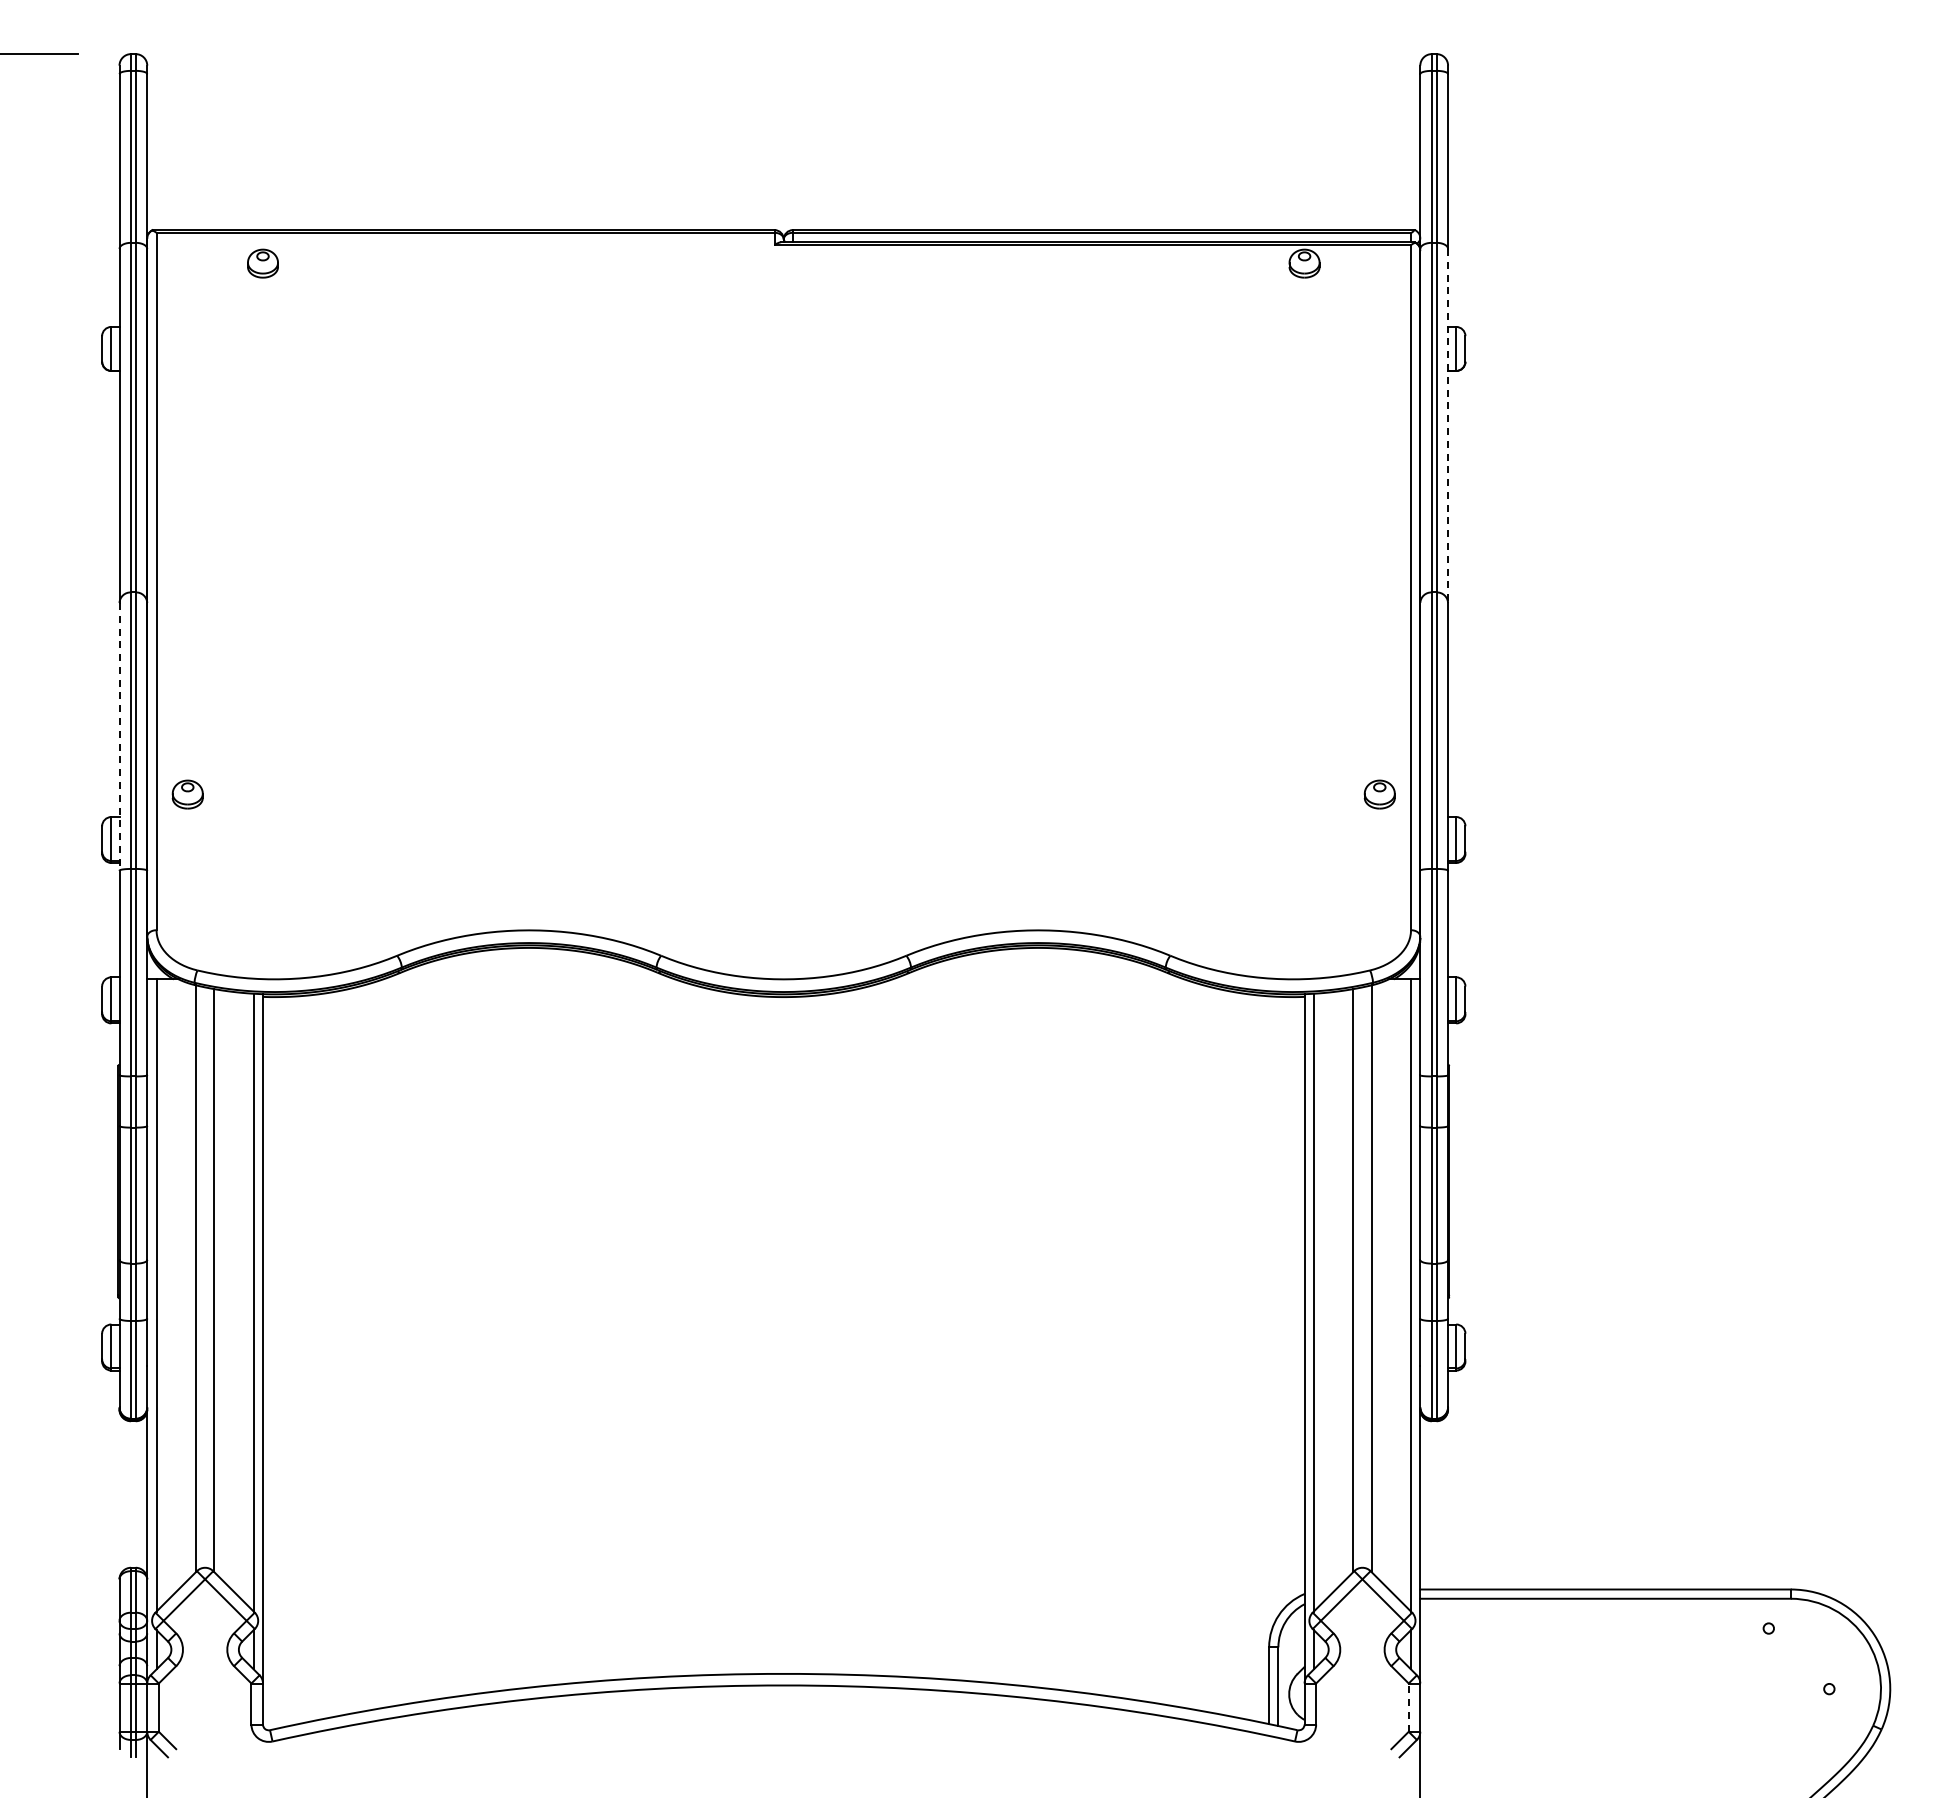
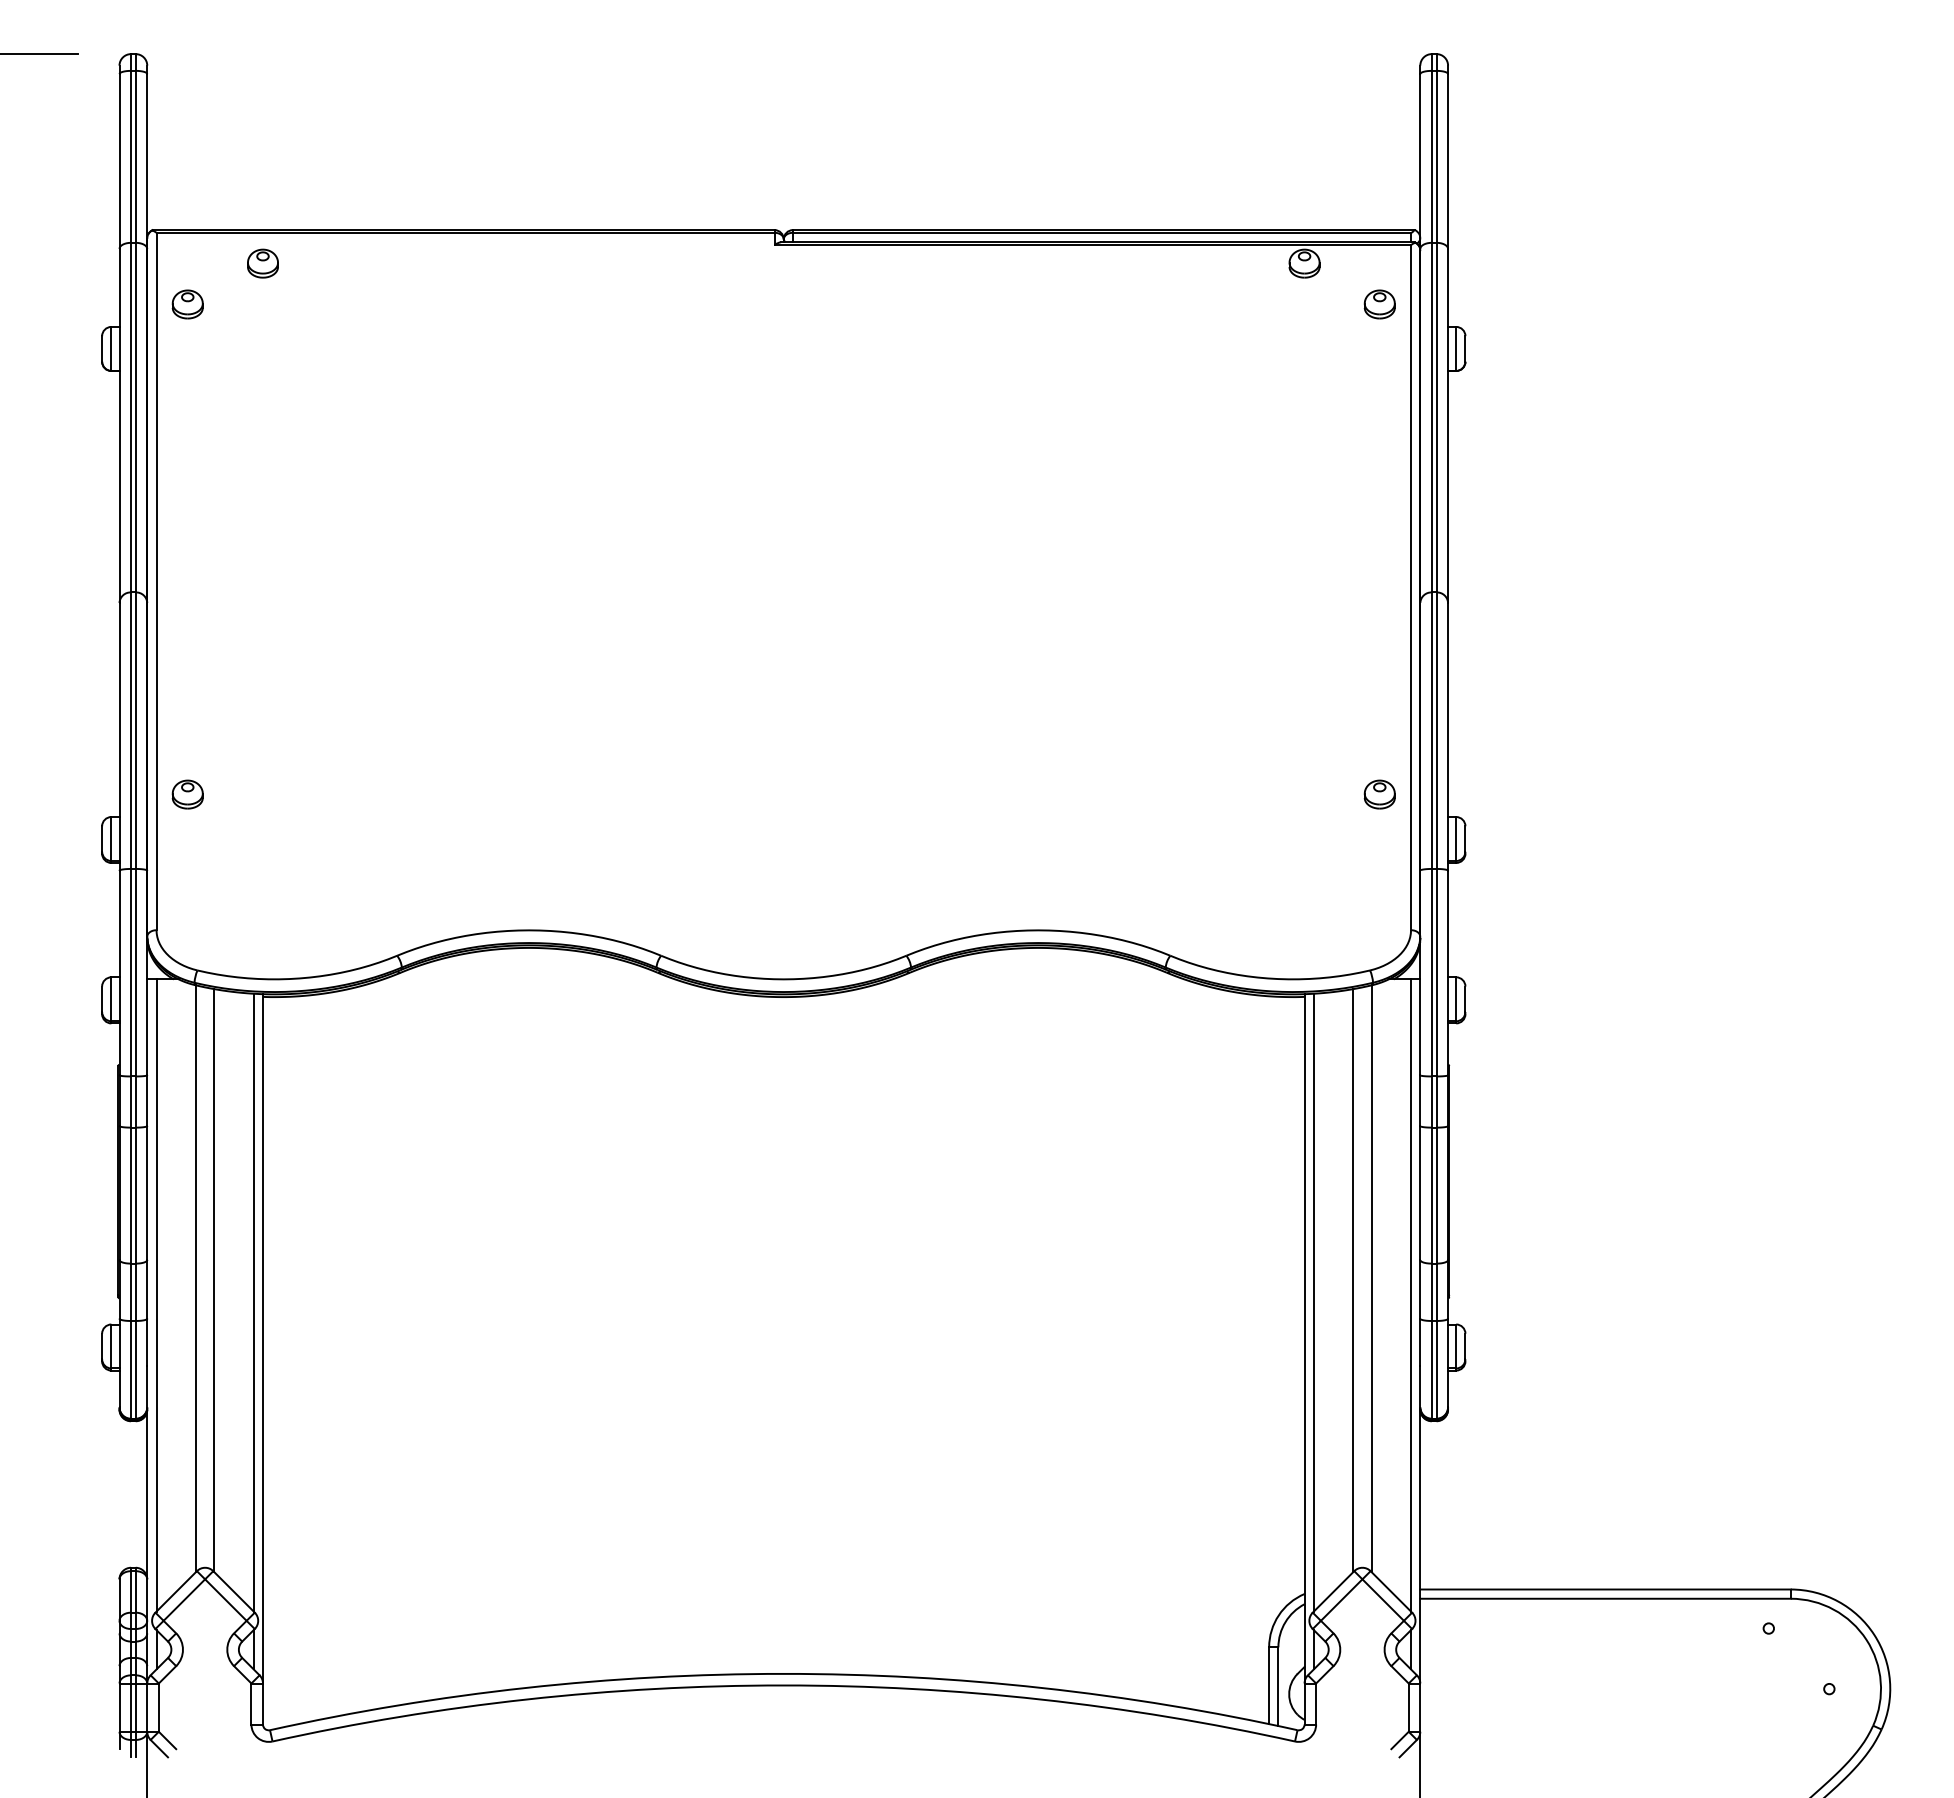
part: none -> present (187, 304)
part: none -> present (1379, 304)
line: dashed -> solid (1448, 425)
line: dashed -> solid (119, 736)
line: dashed -> solid (1408, 1707)
